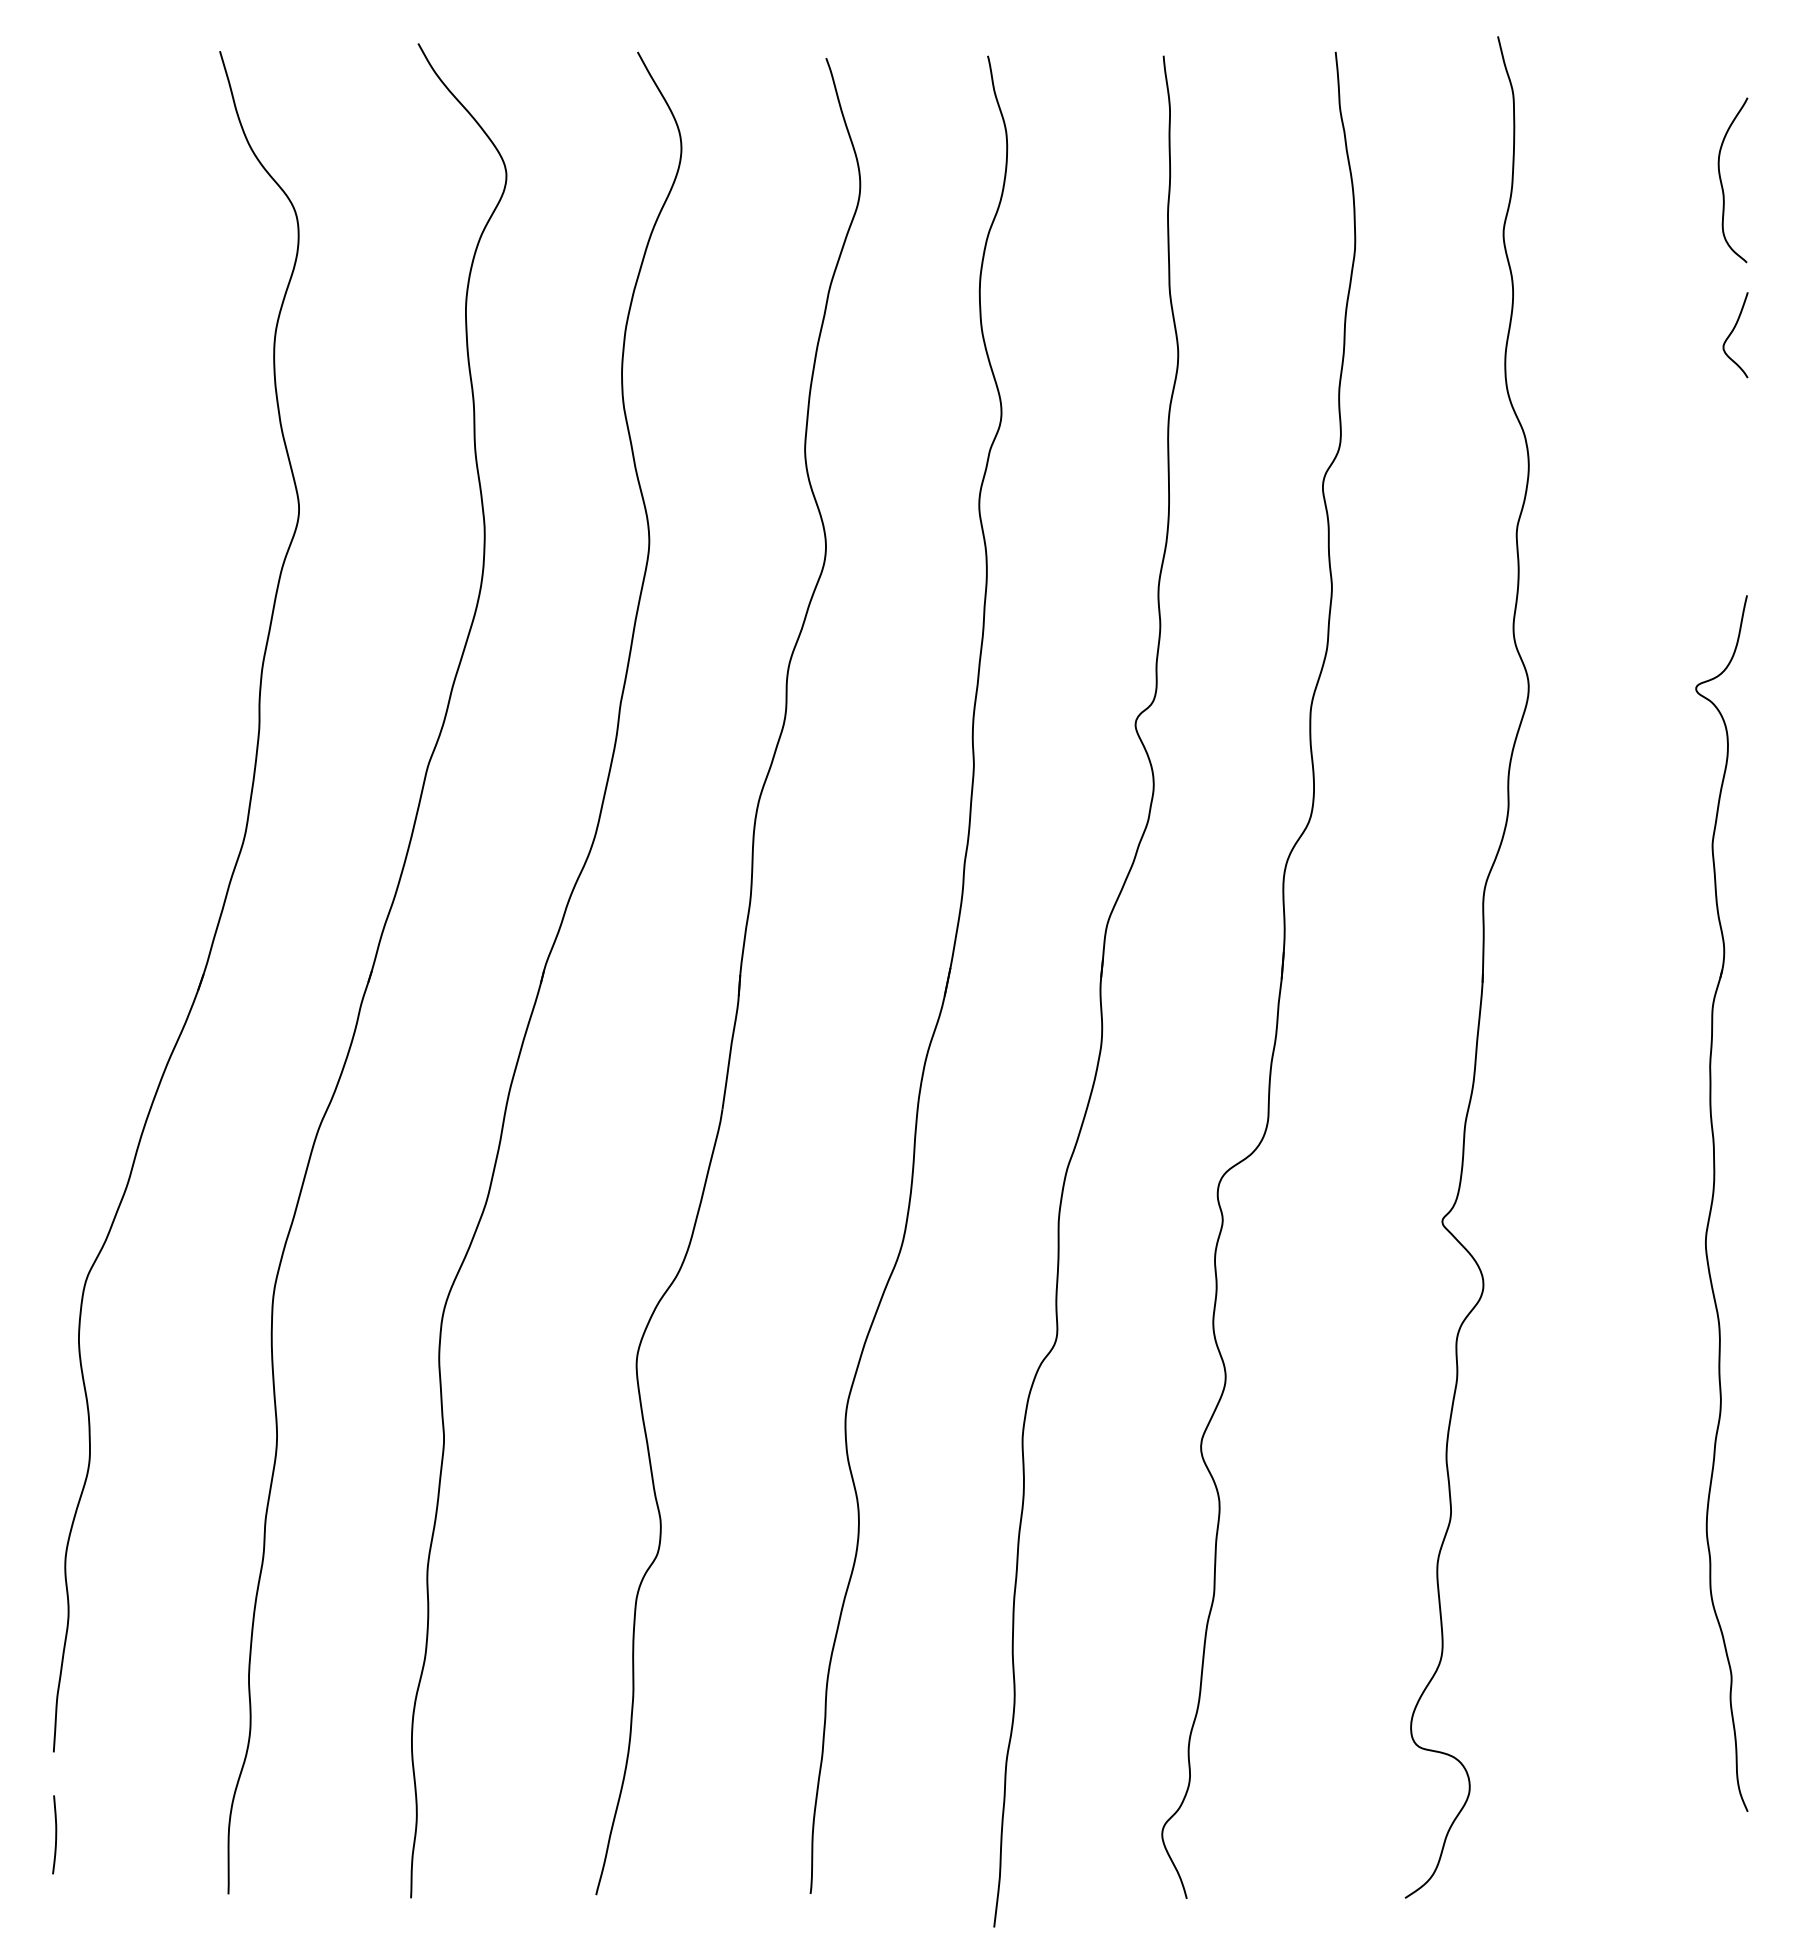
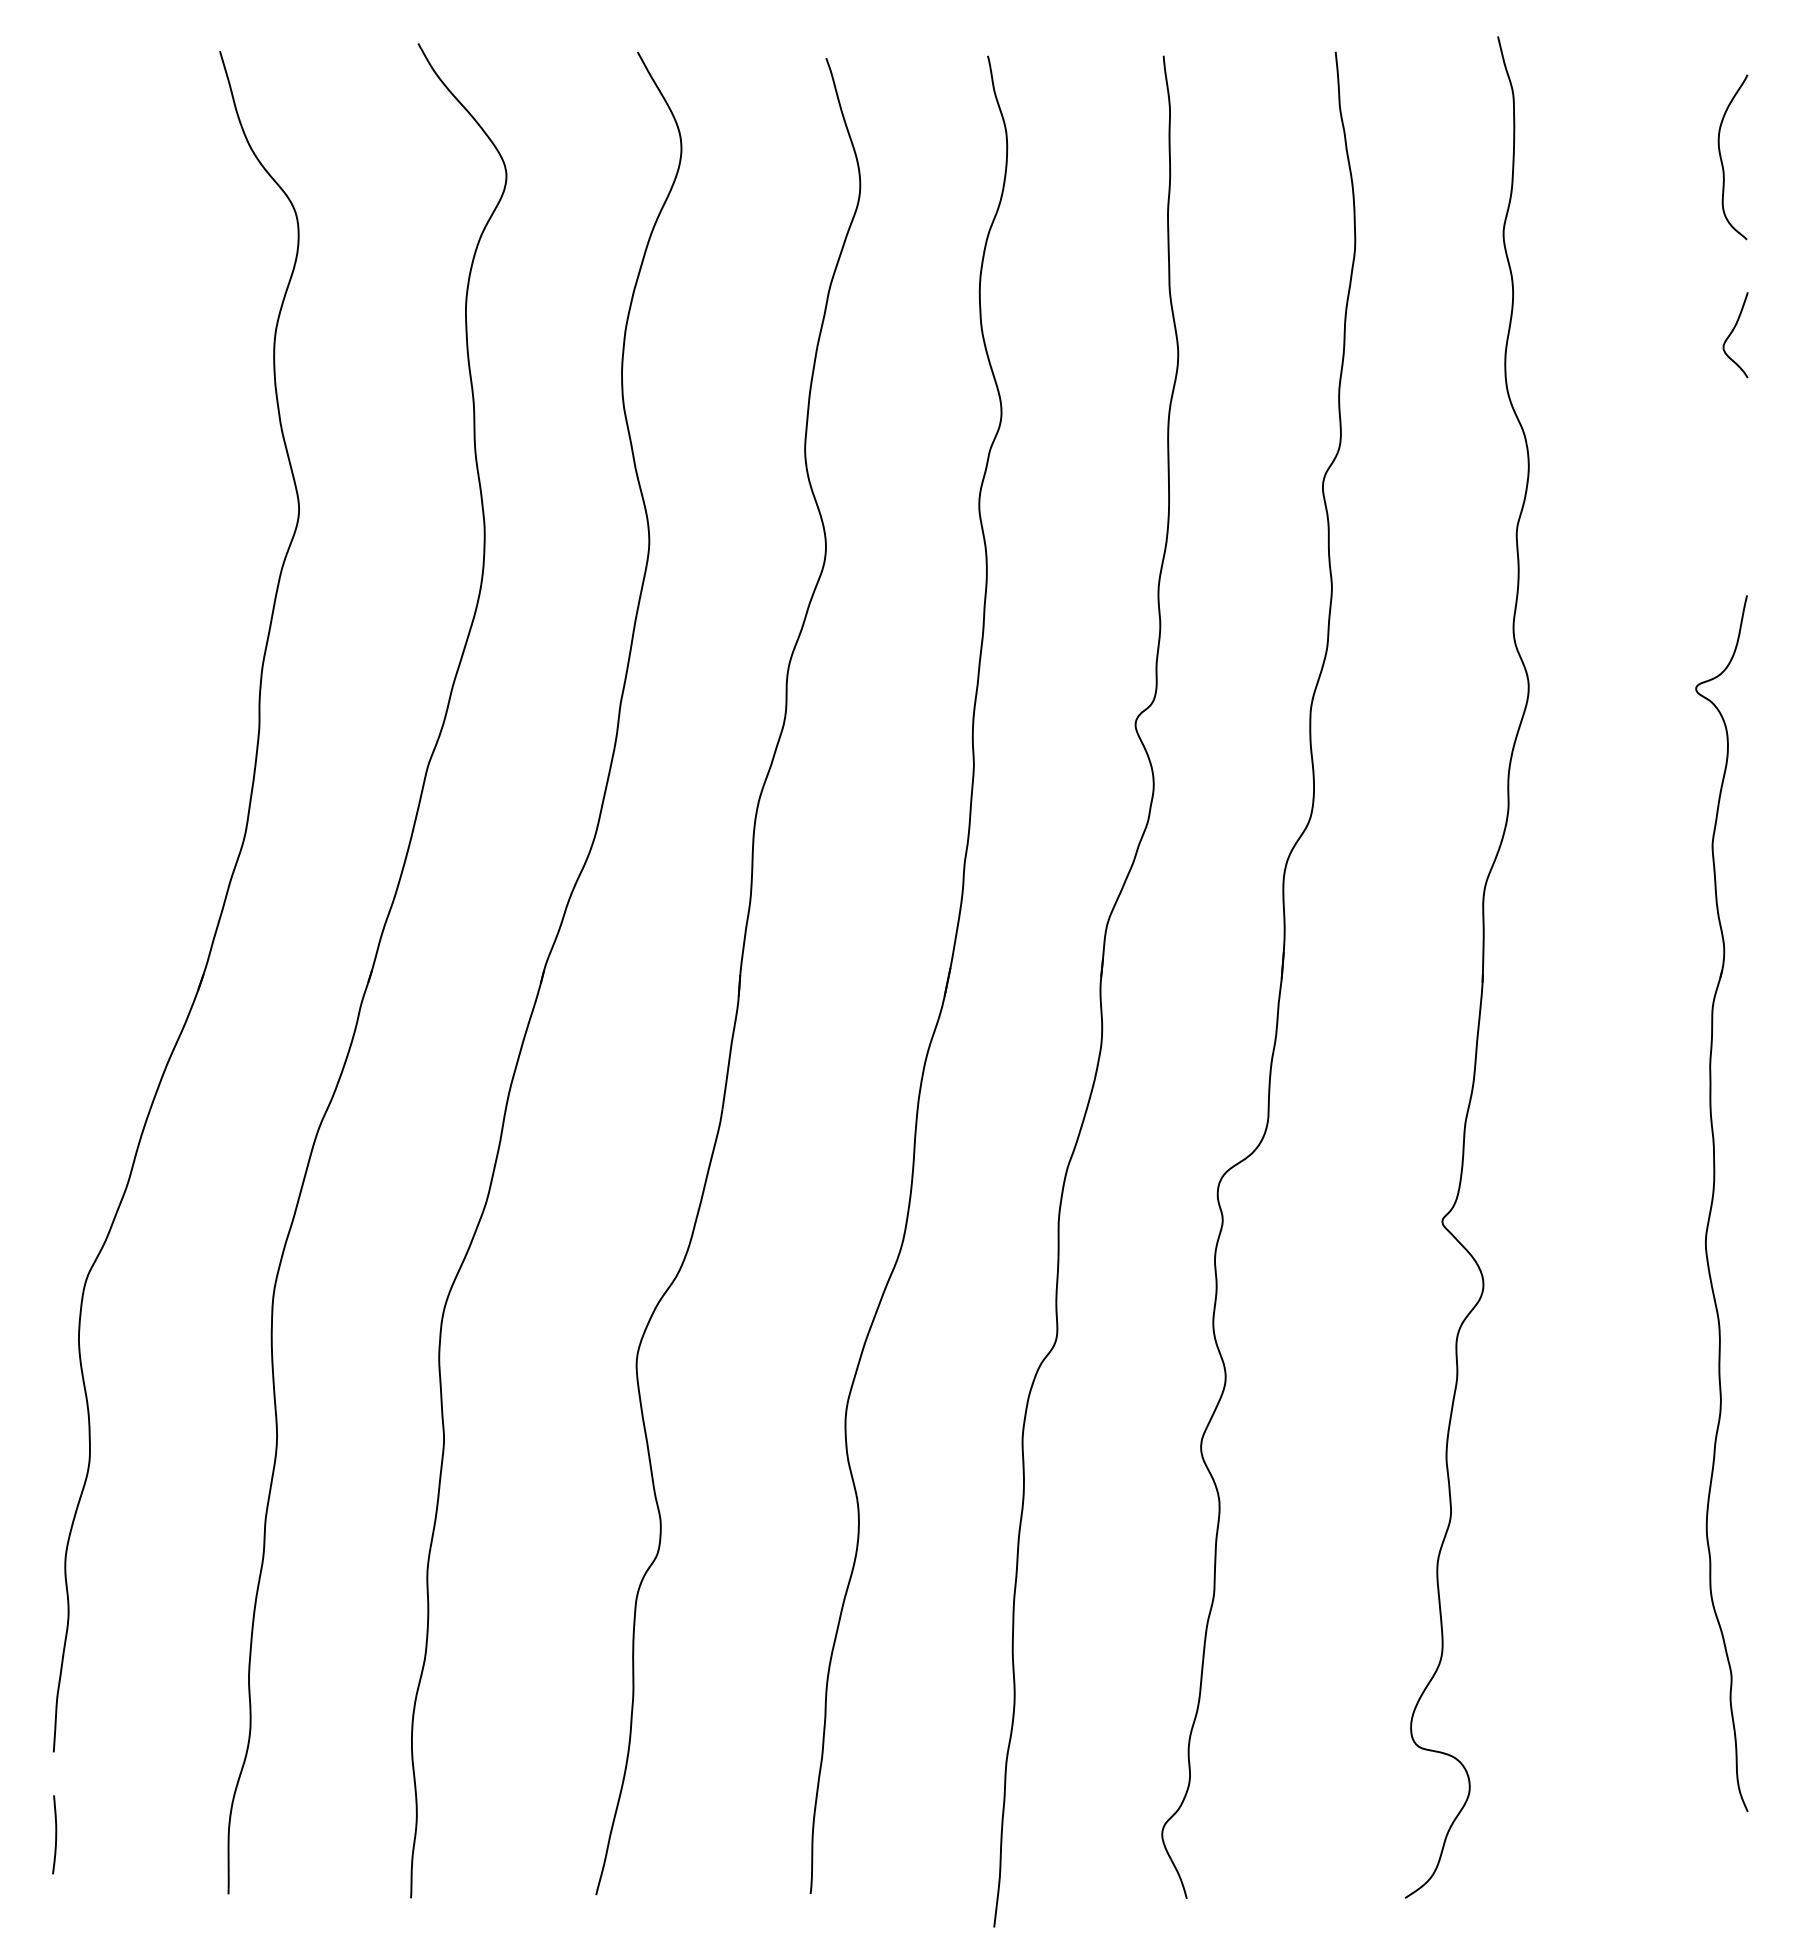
curve position: (1722, 182) -> (1722, 159) (1722, 159)
